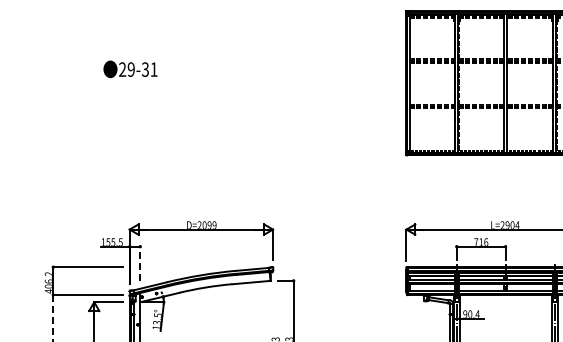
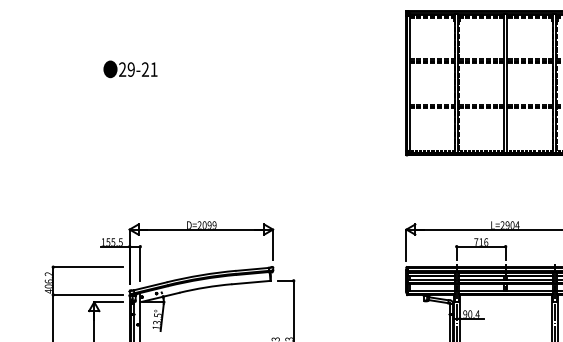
text: 29-31 -> 29-21 (144, 69)
line: dashed -> solid (140, 263)
line: dashed -> solid (53, 318)
